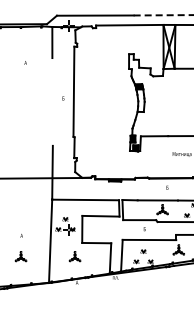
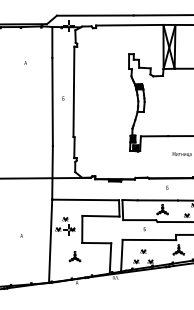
line: dashed -> solid (163, 15)
line: none -> present (52, 101)
part: present -> none (20, 256)
